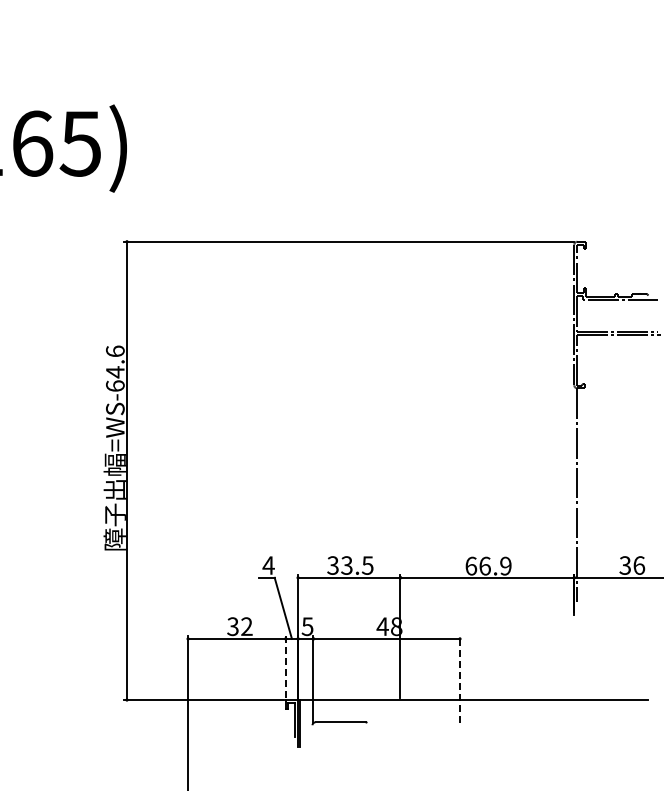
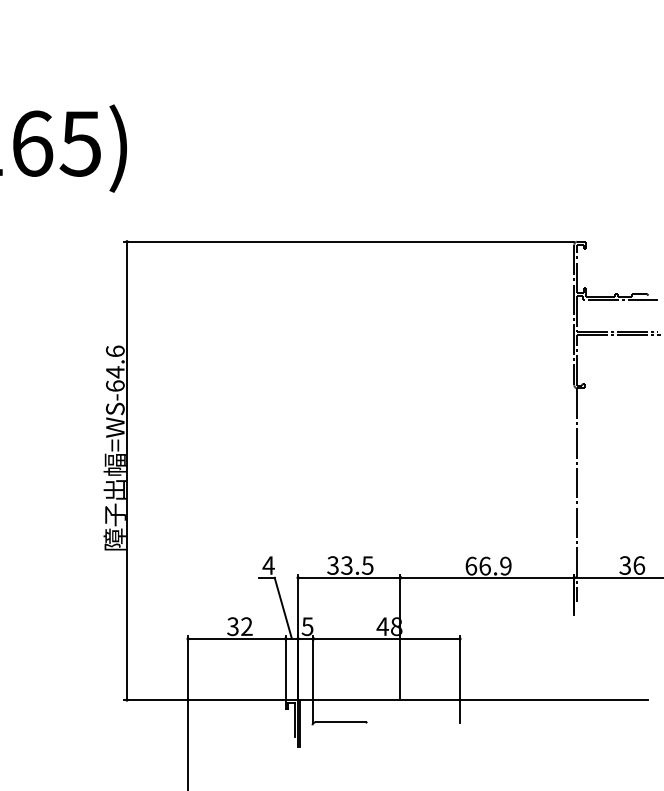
line: dashed -> solid (285, 666)
line: dashed -> solid (459, 679)
